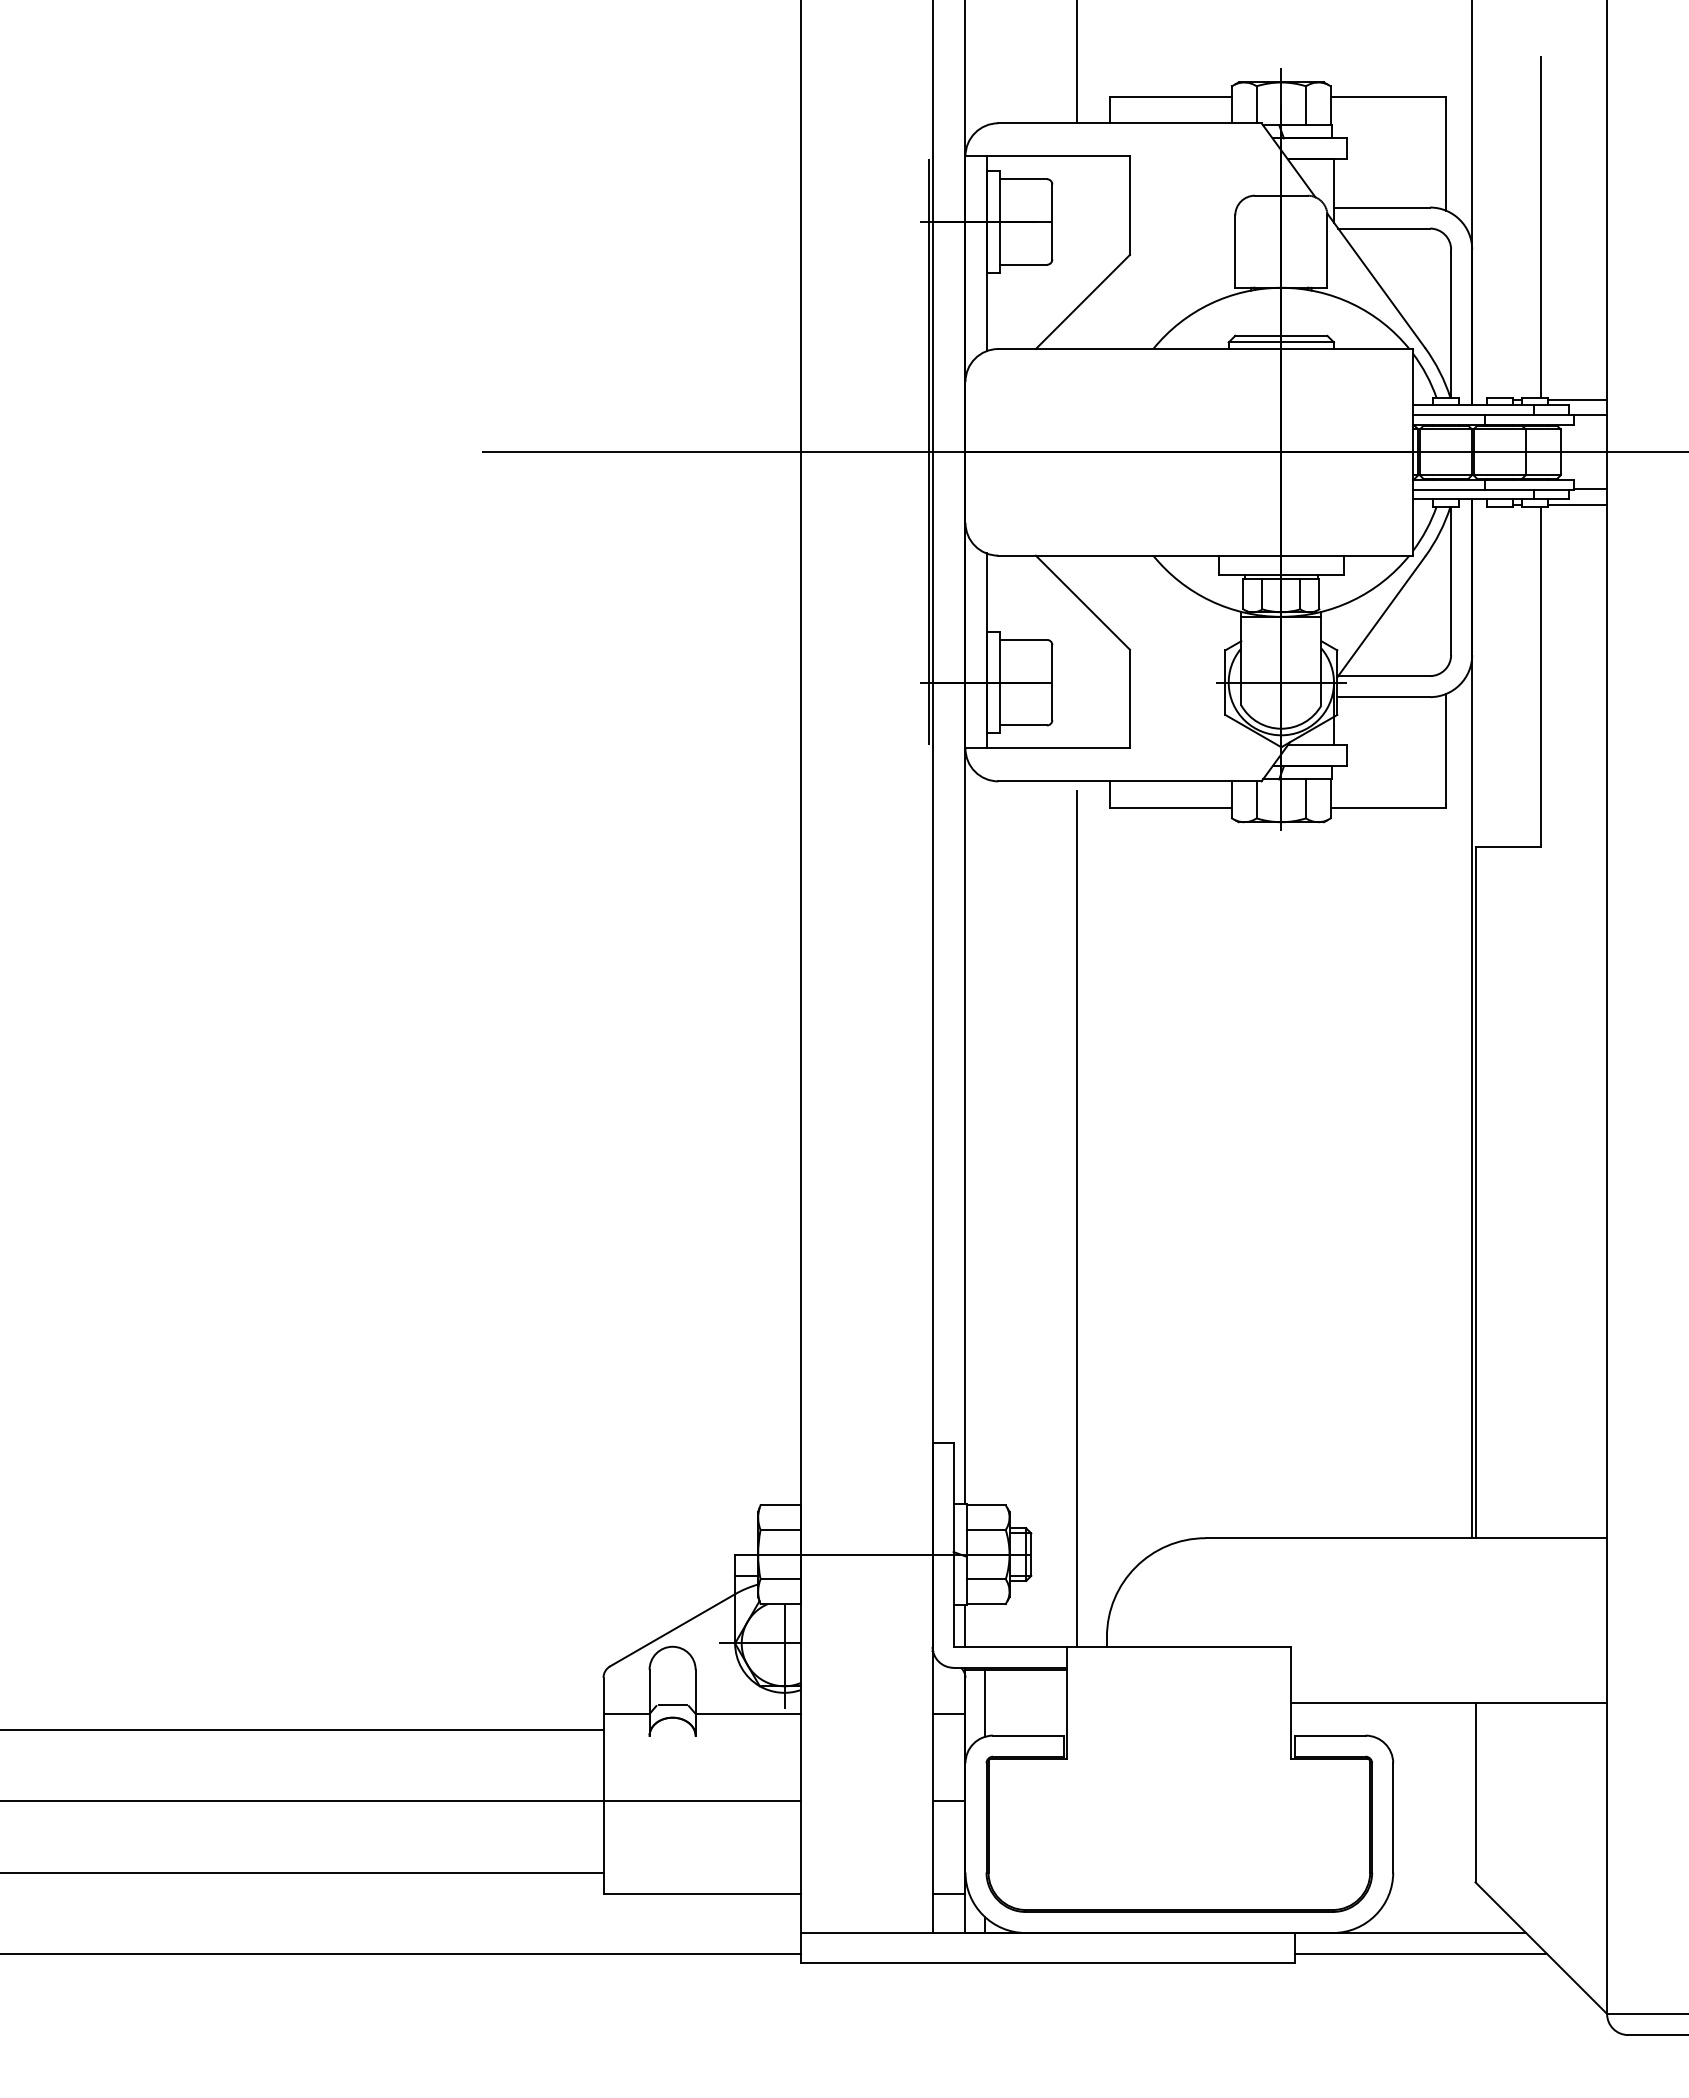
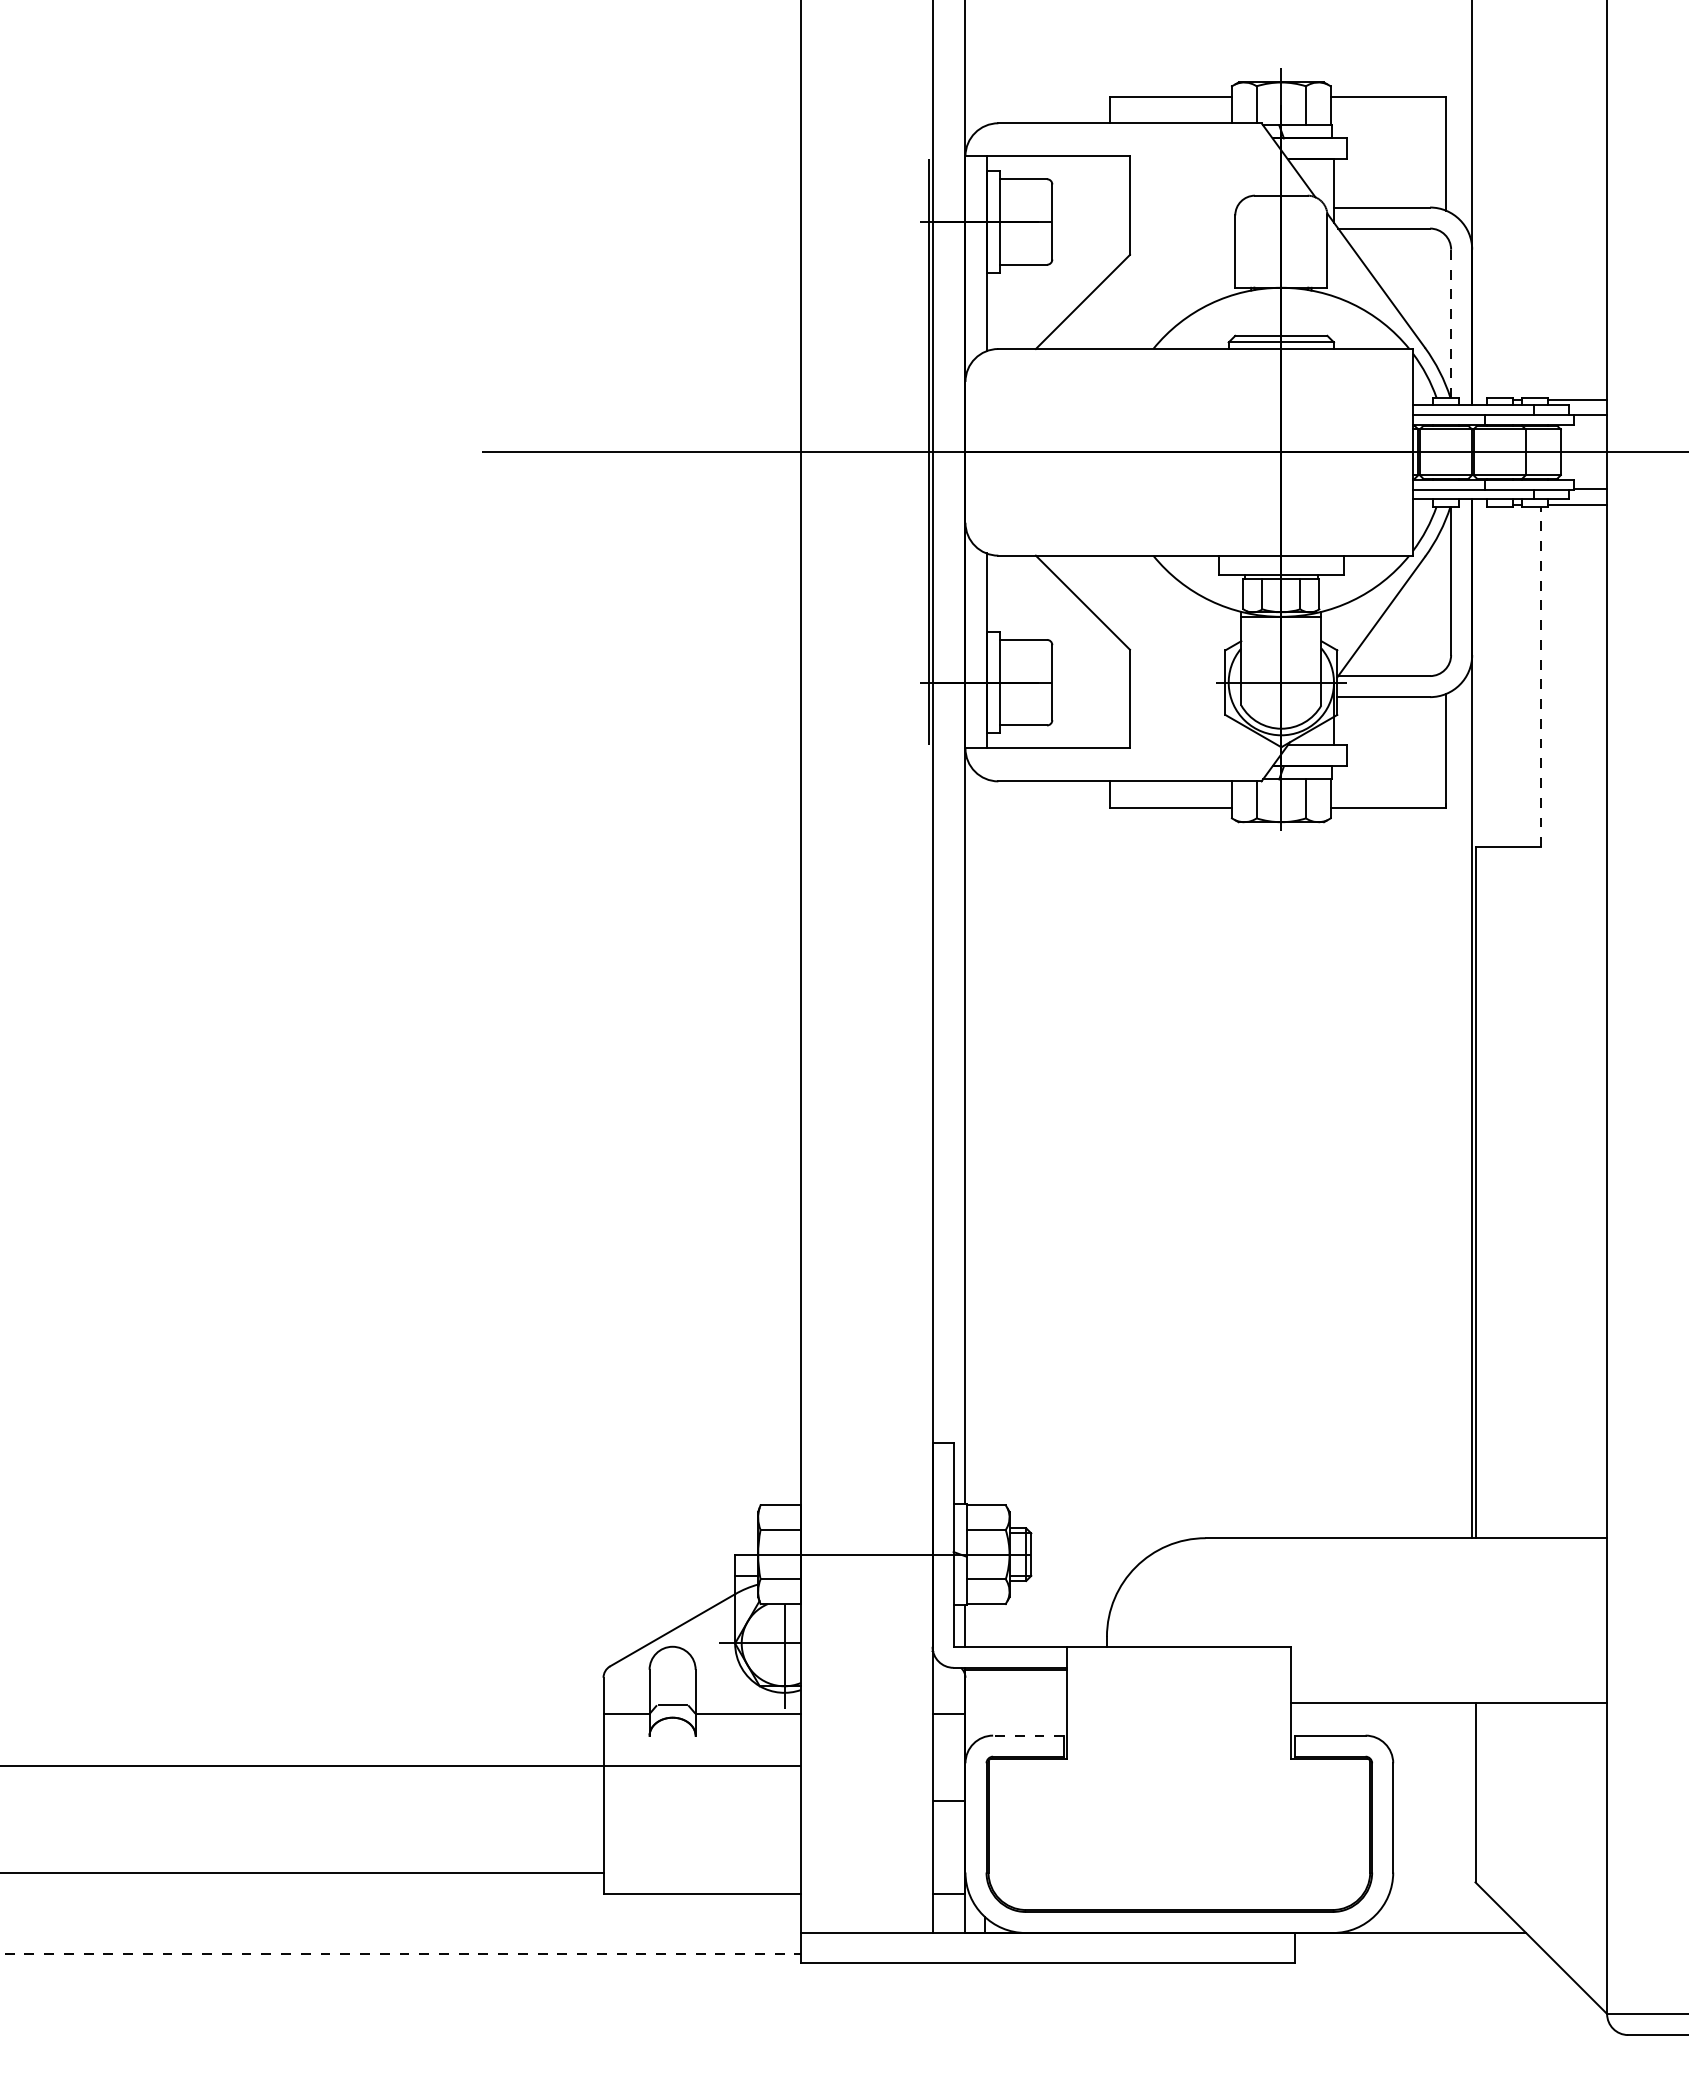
line: present -> none (1077, 62)
line: present -> none (1541, 227)
line: solid -> dashed (1451, 323)
line: solid -> dashed (1541, 676)
line: present -> none (1077, 1218)
line: present -> none (985, 1702)
line: present -> none (302, 1730)
line: solid -> dashed (1028, 1735)
line position: (401, 1801) -> (401, 1766) (401, 1766)
line: solid -> dashed (400, 1954)
line: present -> none (1420, 1954)
